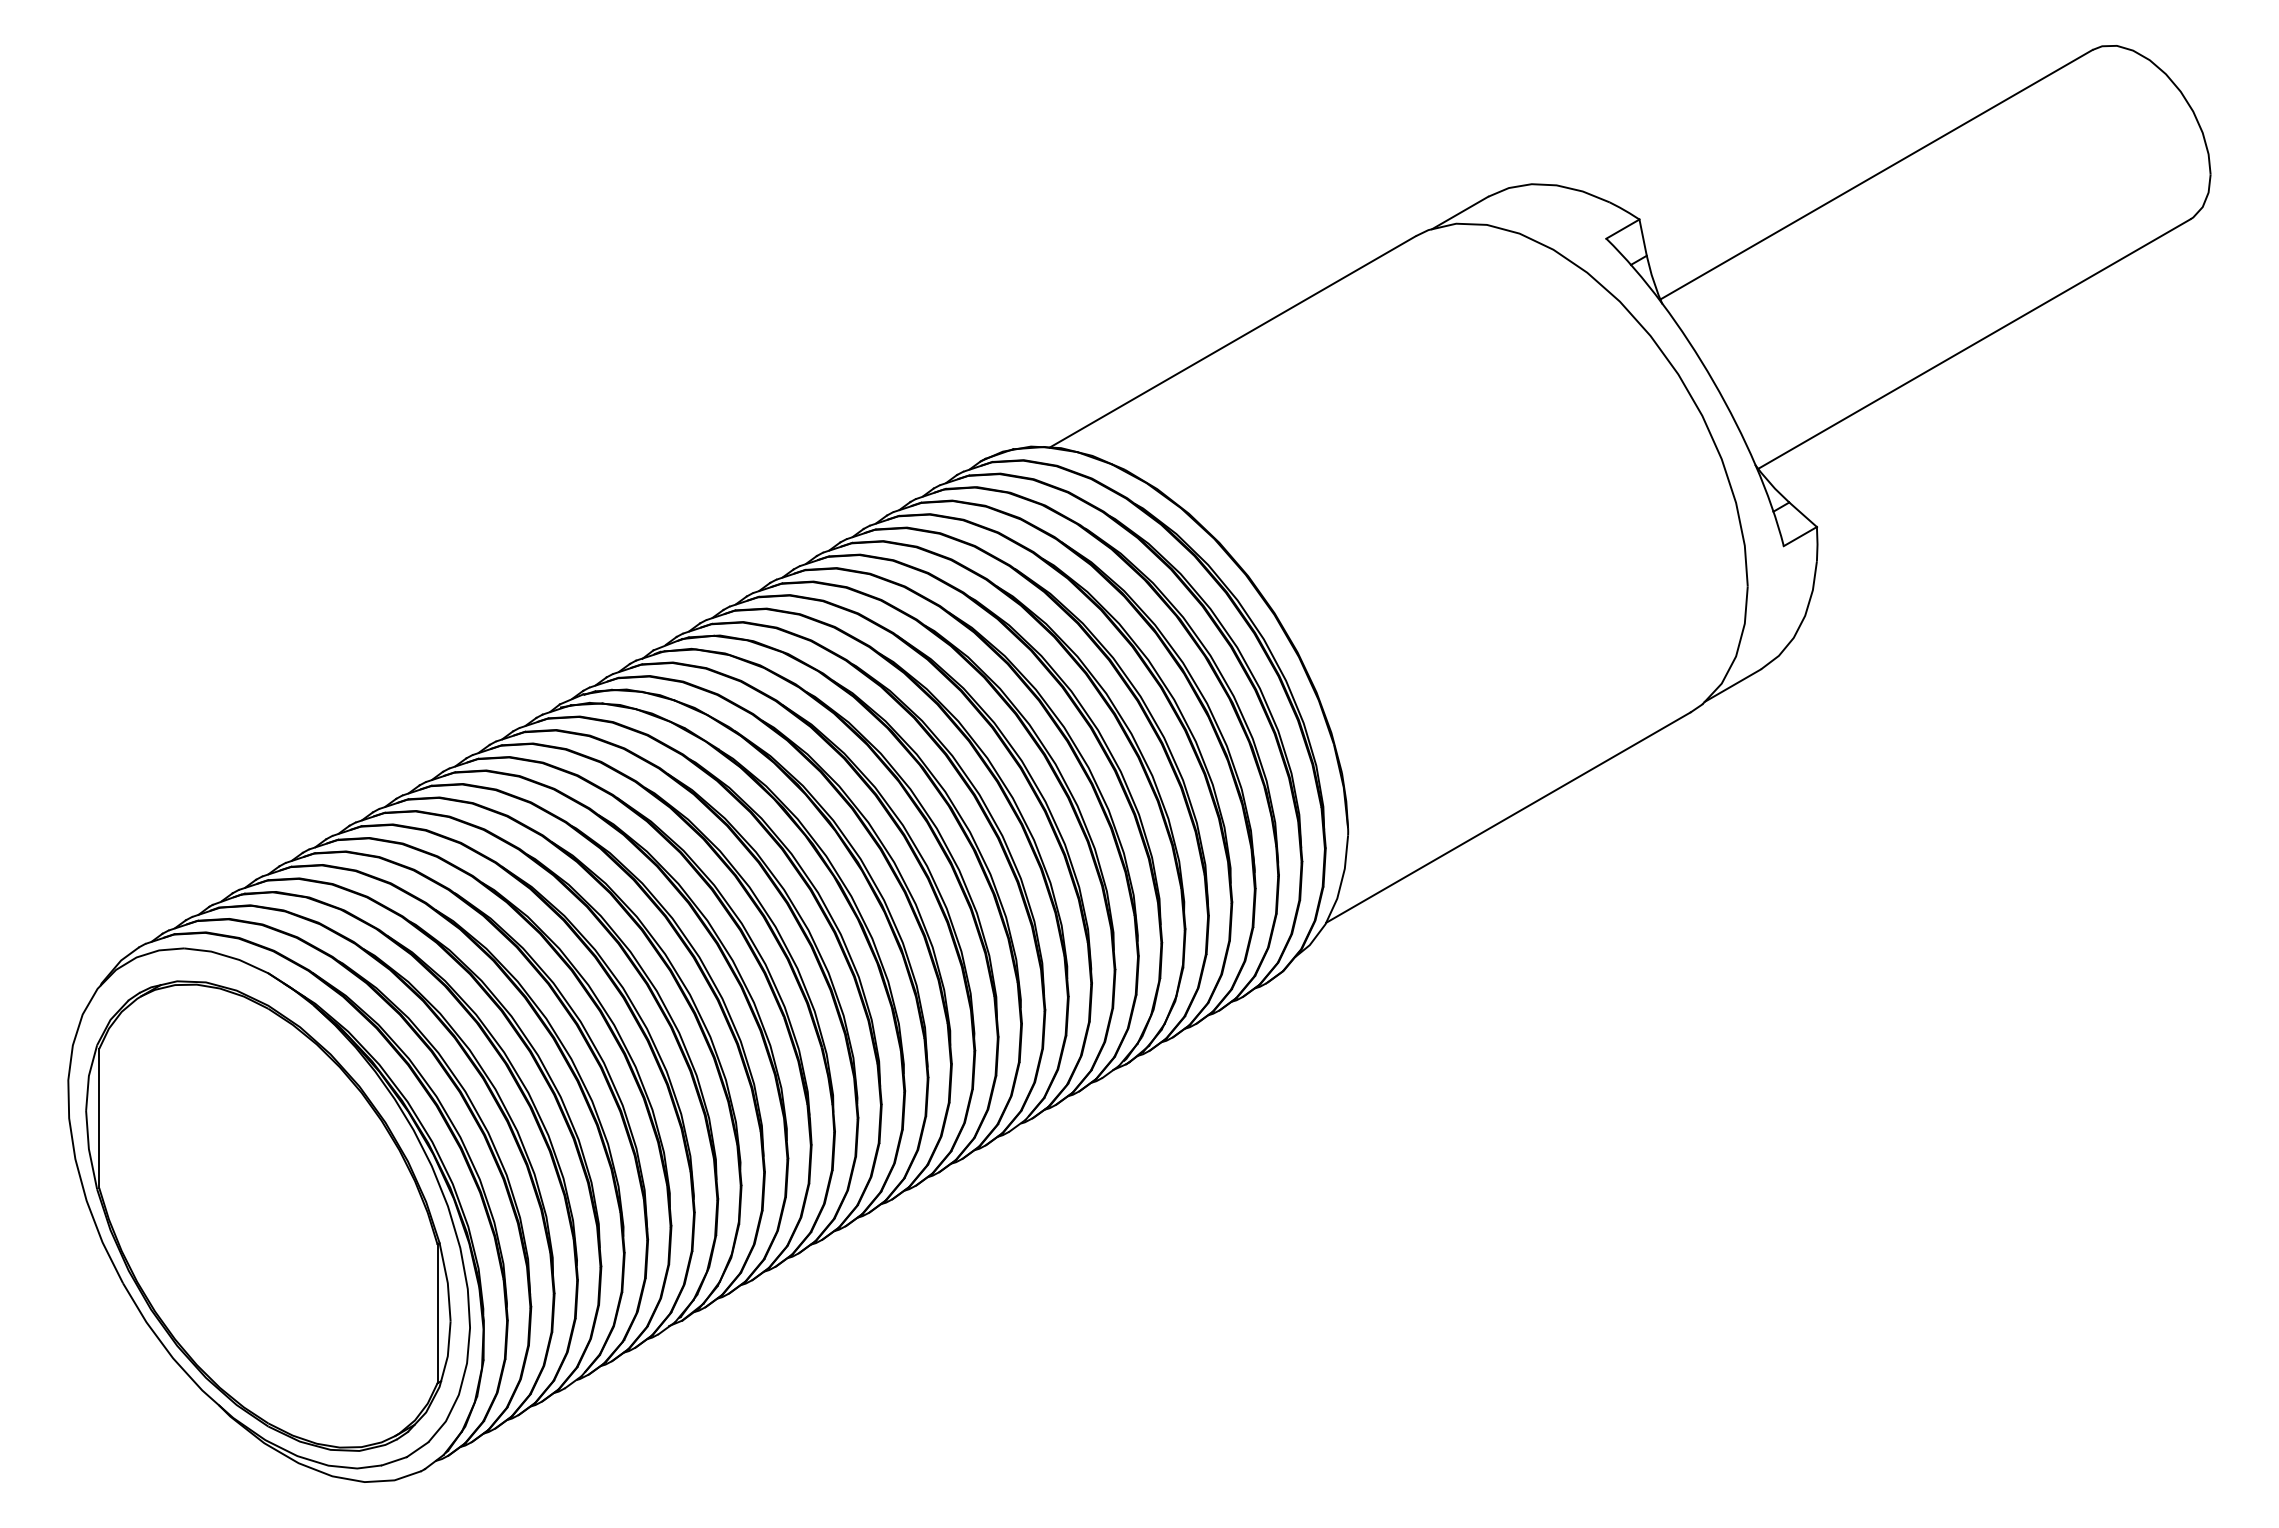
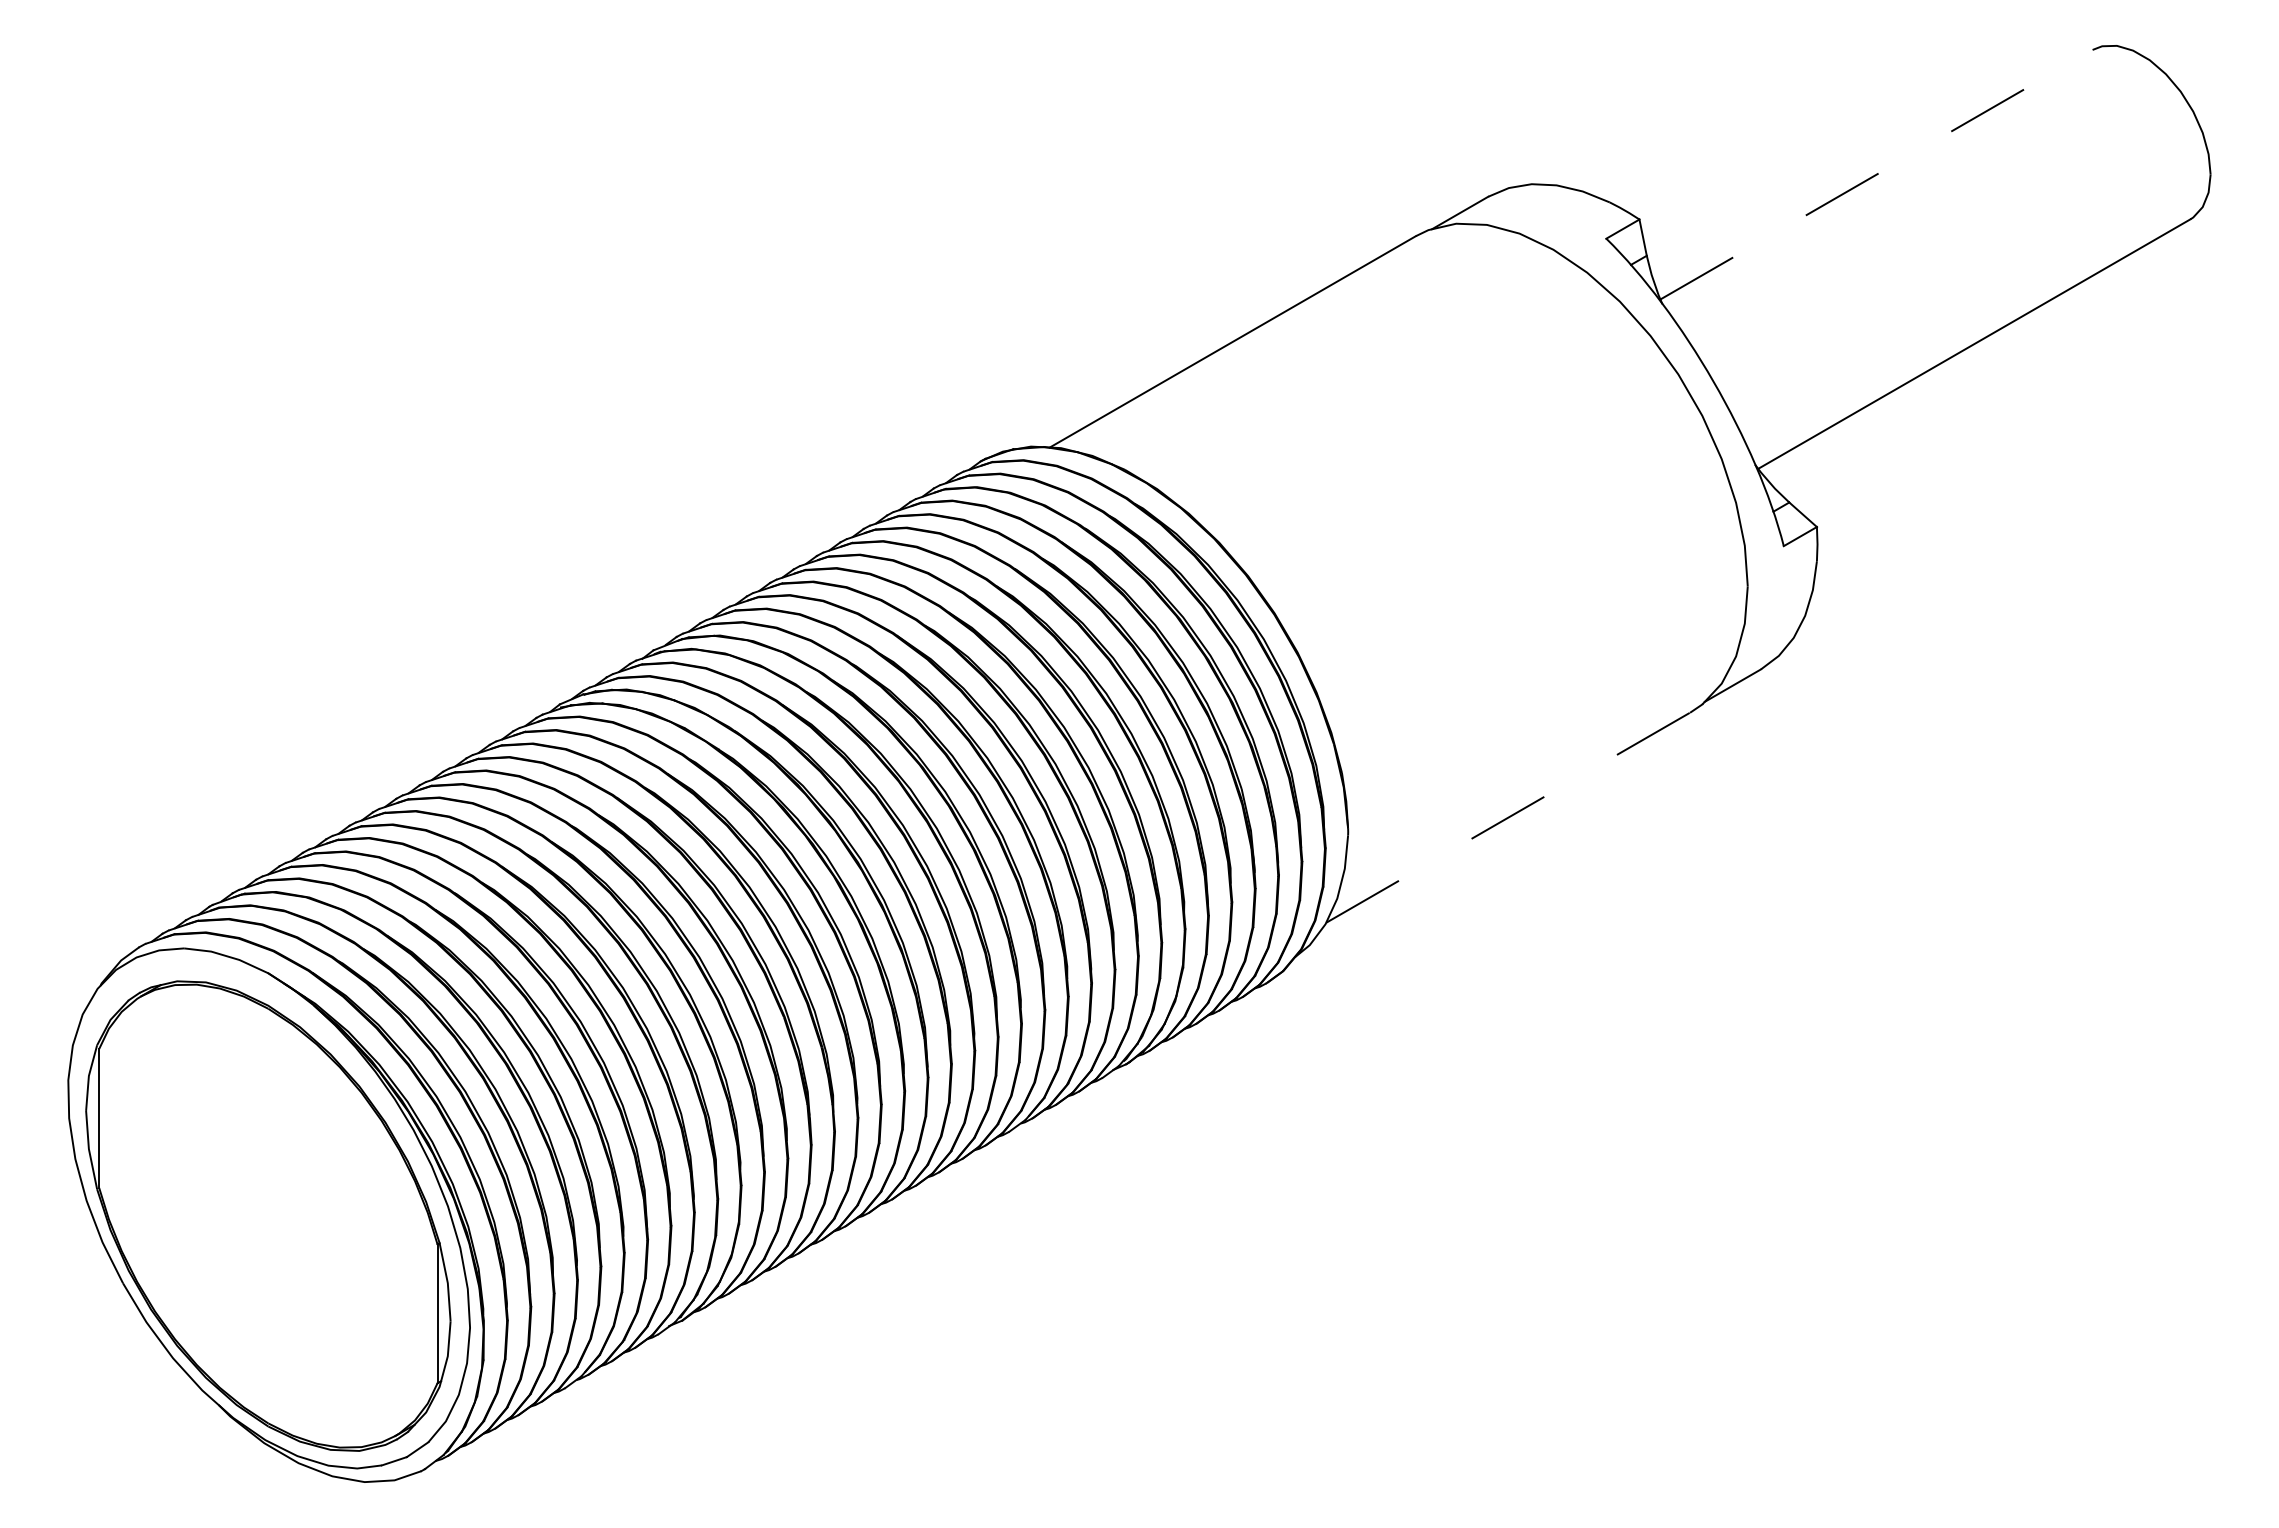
line: solid -> dashed (1876, 174)
line: solid -> dashed (1508, 817)
